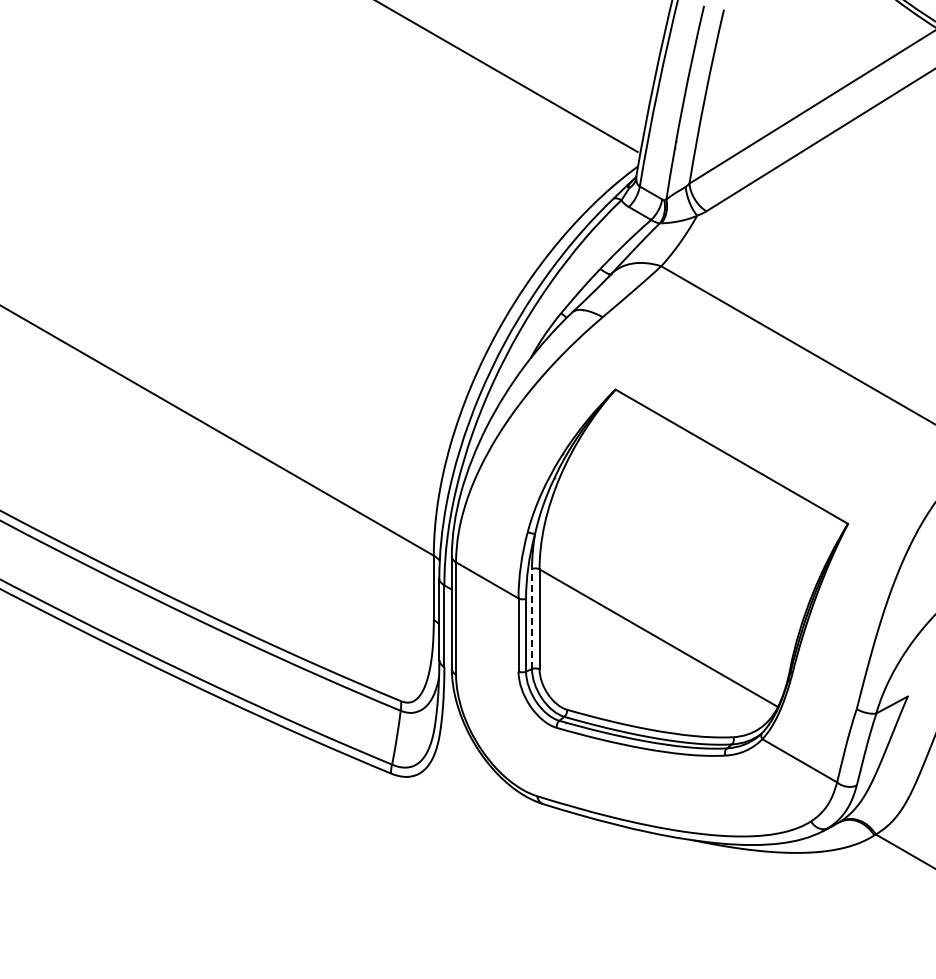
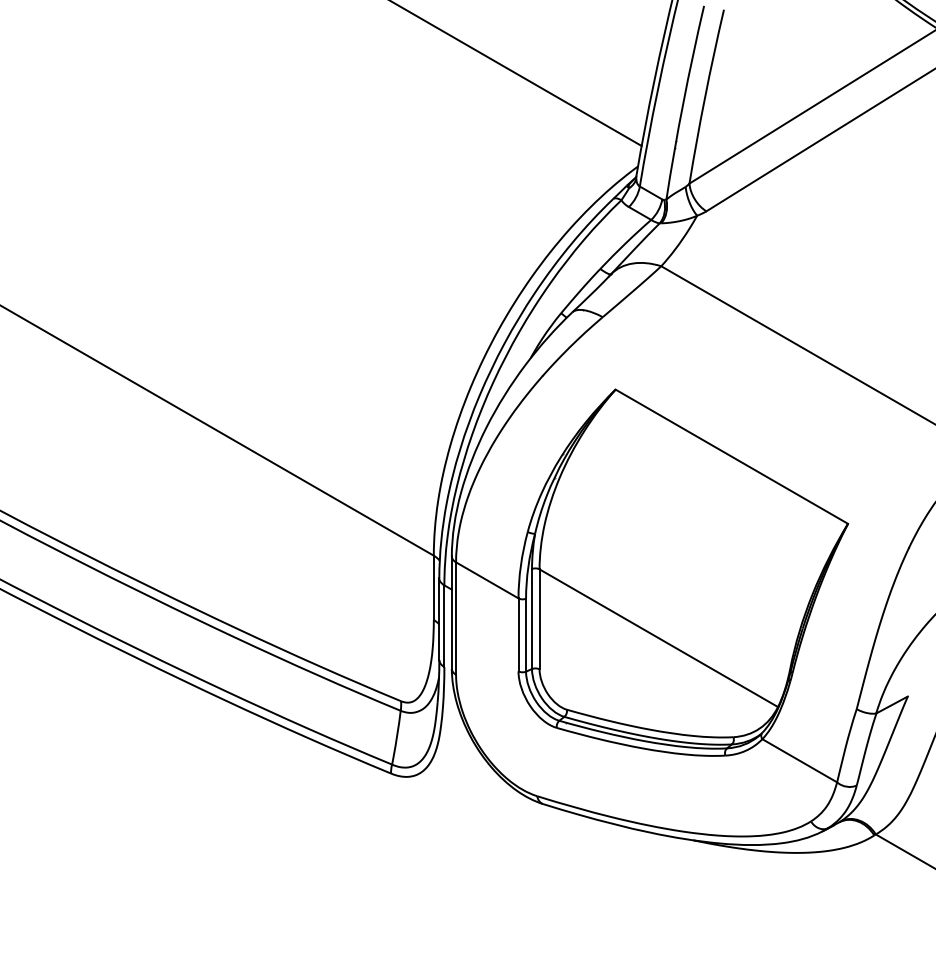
line position: (507, 77) -> (517, 74) (517, 74)
line: dashed -> solid (532, 618)
